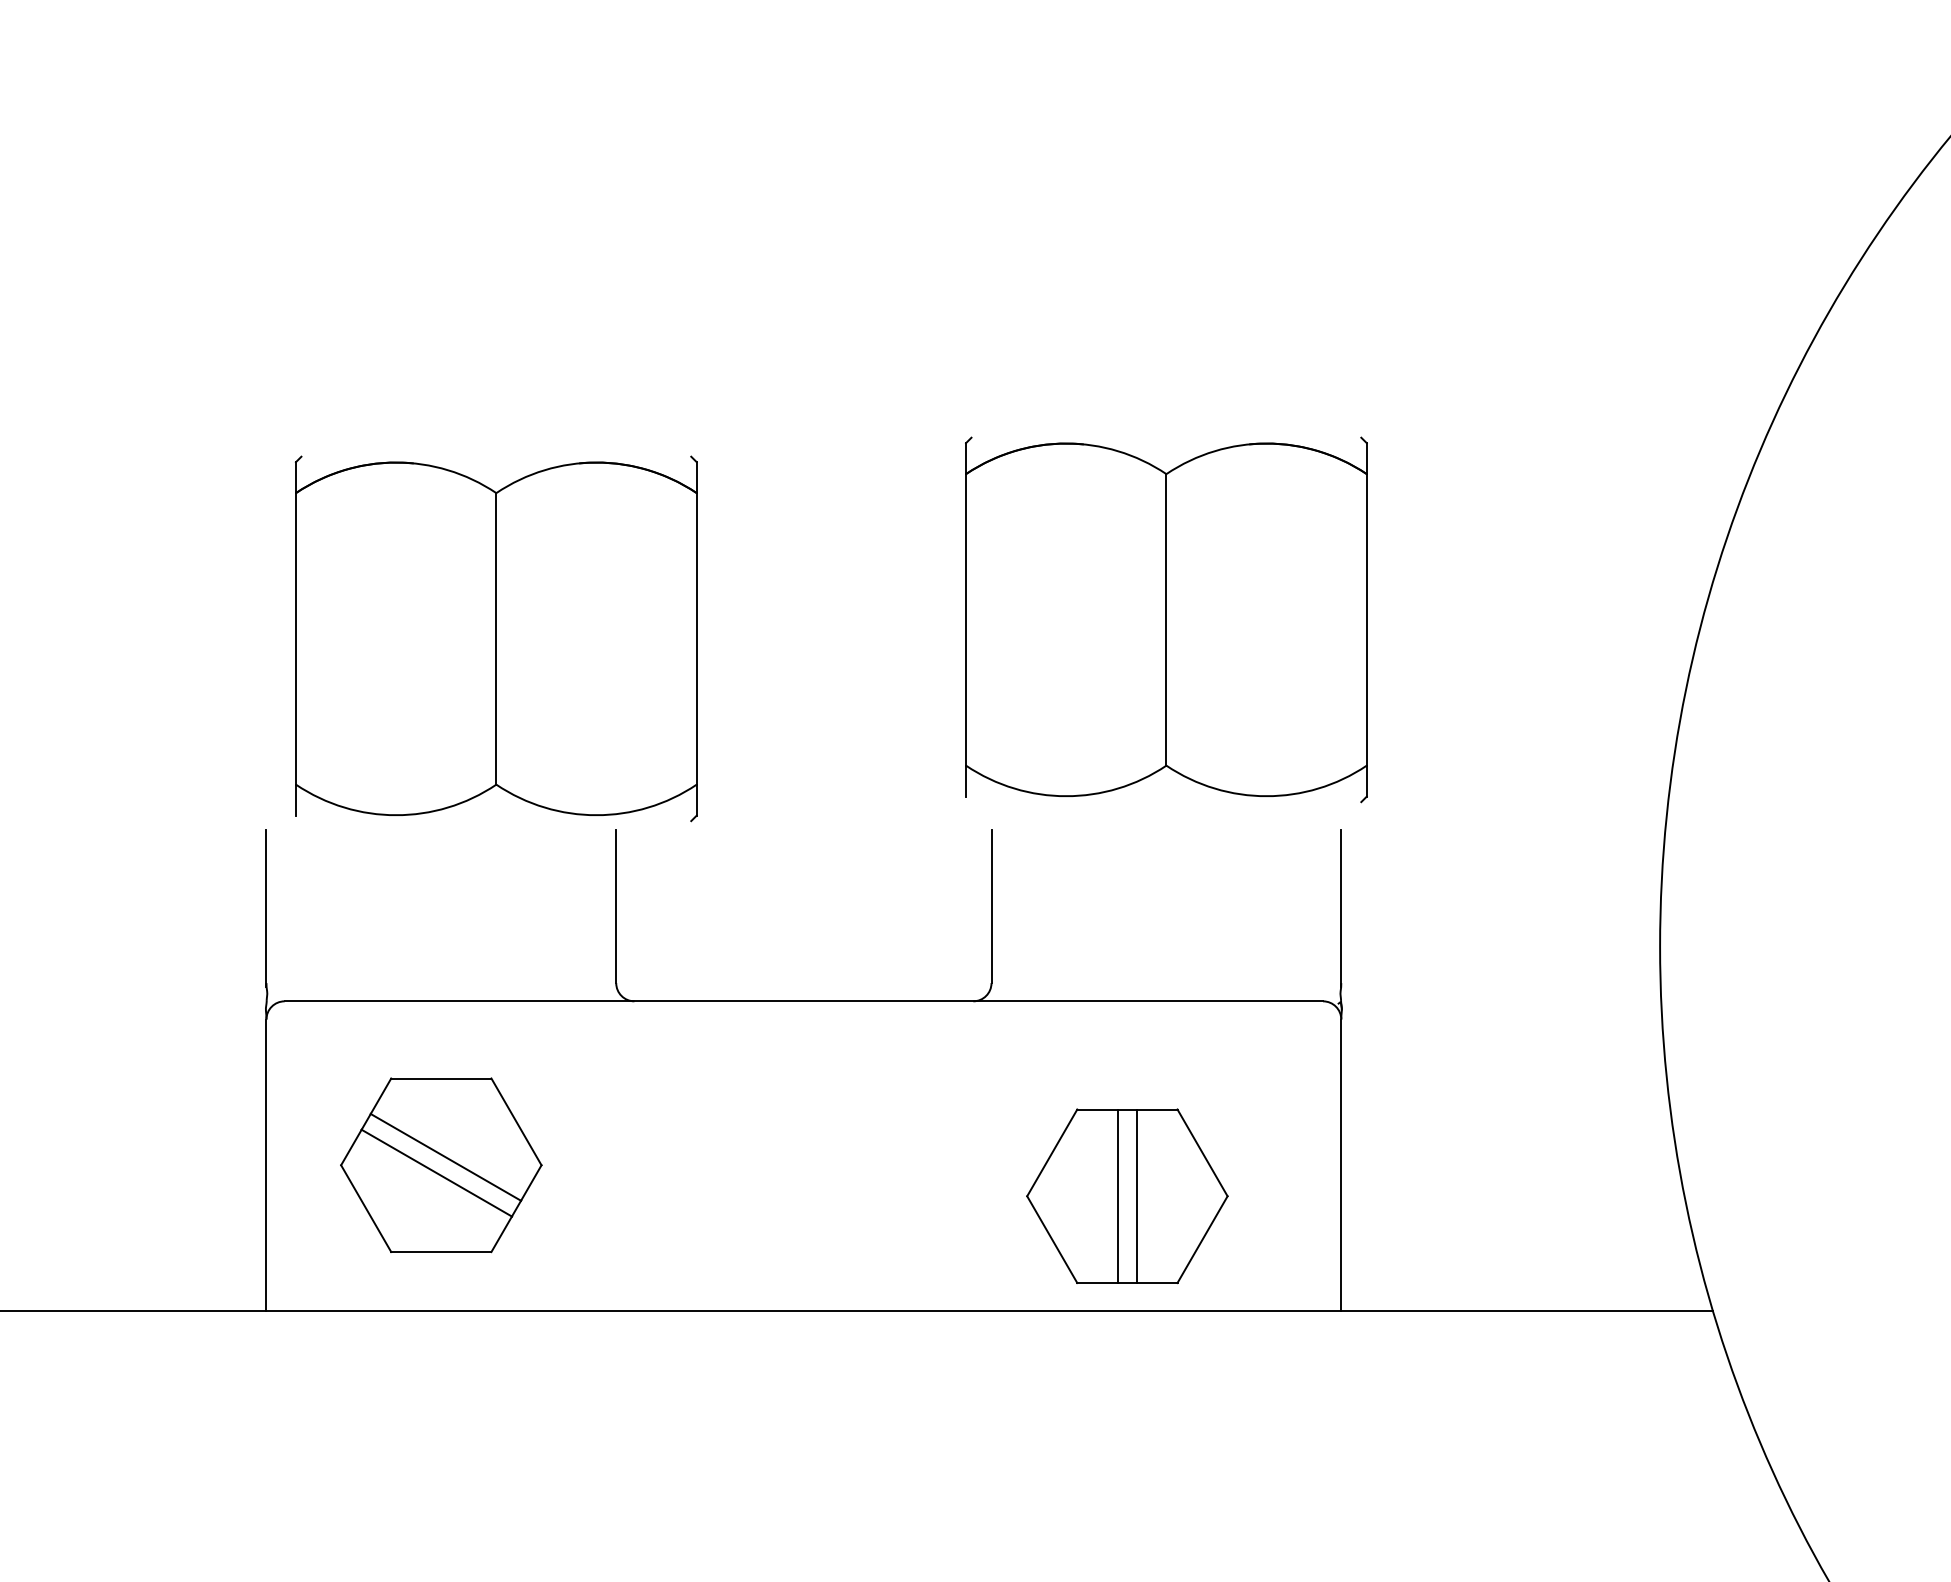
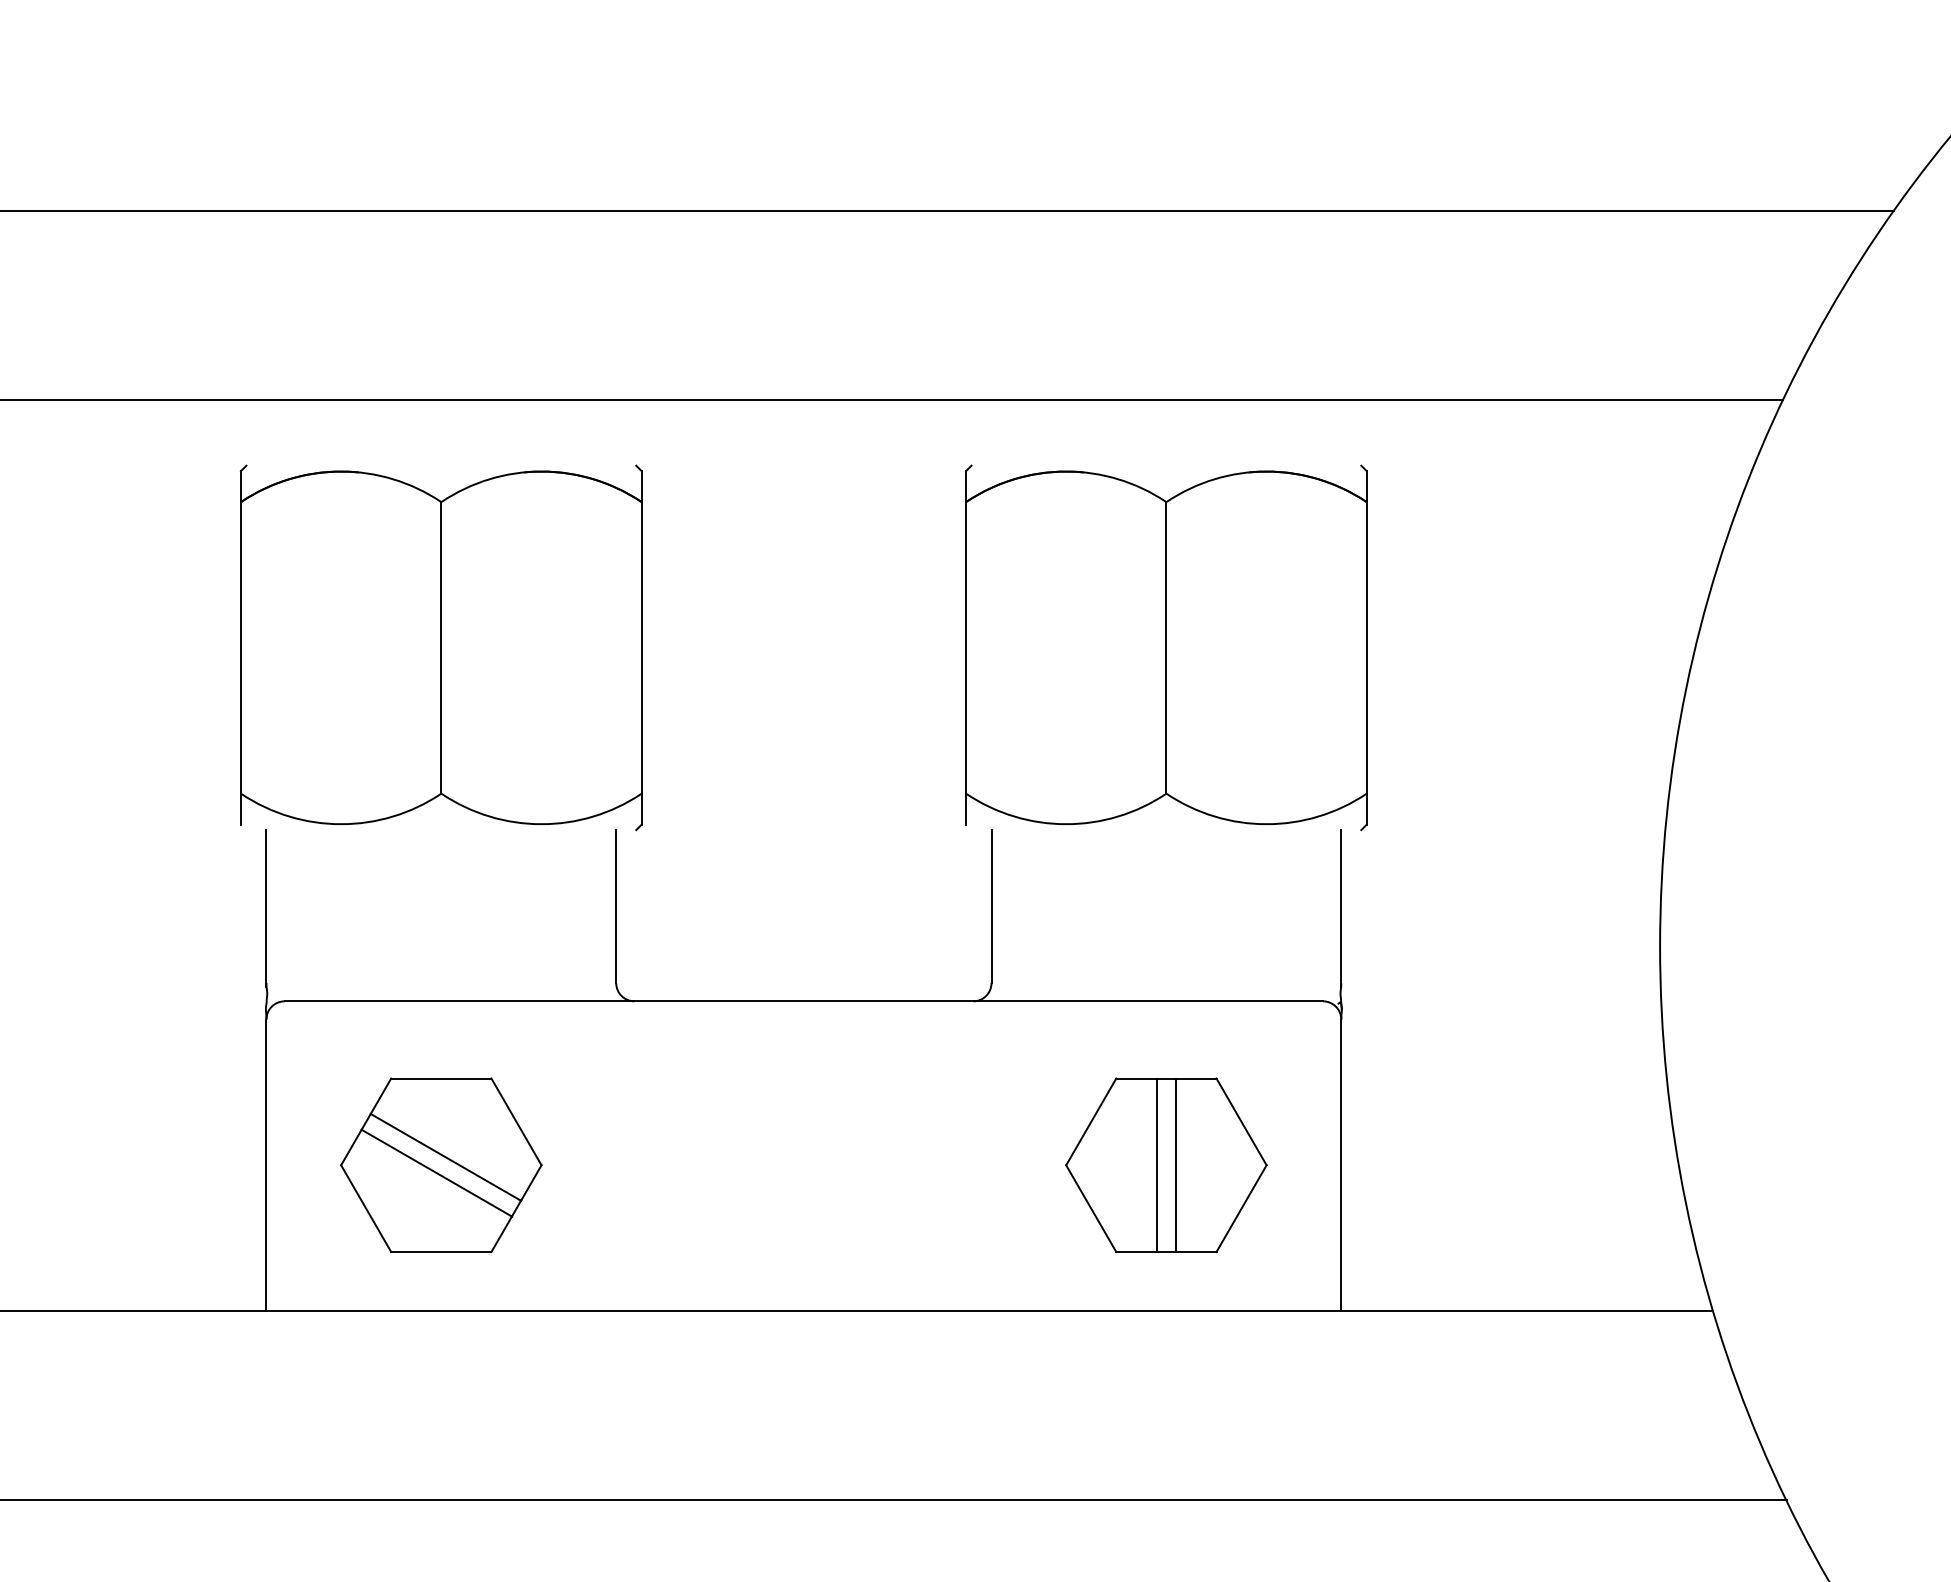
line: none -> present (947, 210)
line: none -> present (892, 400)
part position: (1166, 619) -> (1166, 647) (1166, 647)
part position: (496, 638) -> (441, 647) (441, 647)
part position: (1127, 1196) -> (1166, 1165) (1166, 1165)
line: none -> present (894, 1500)
